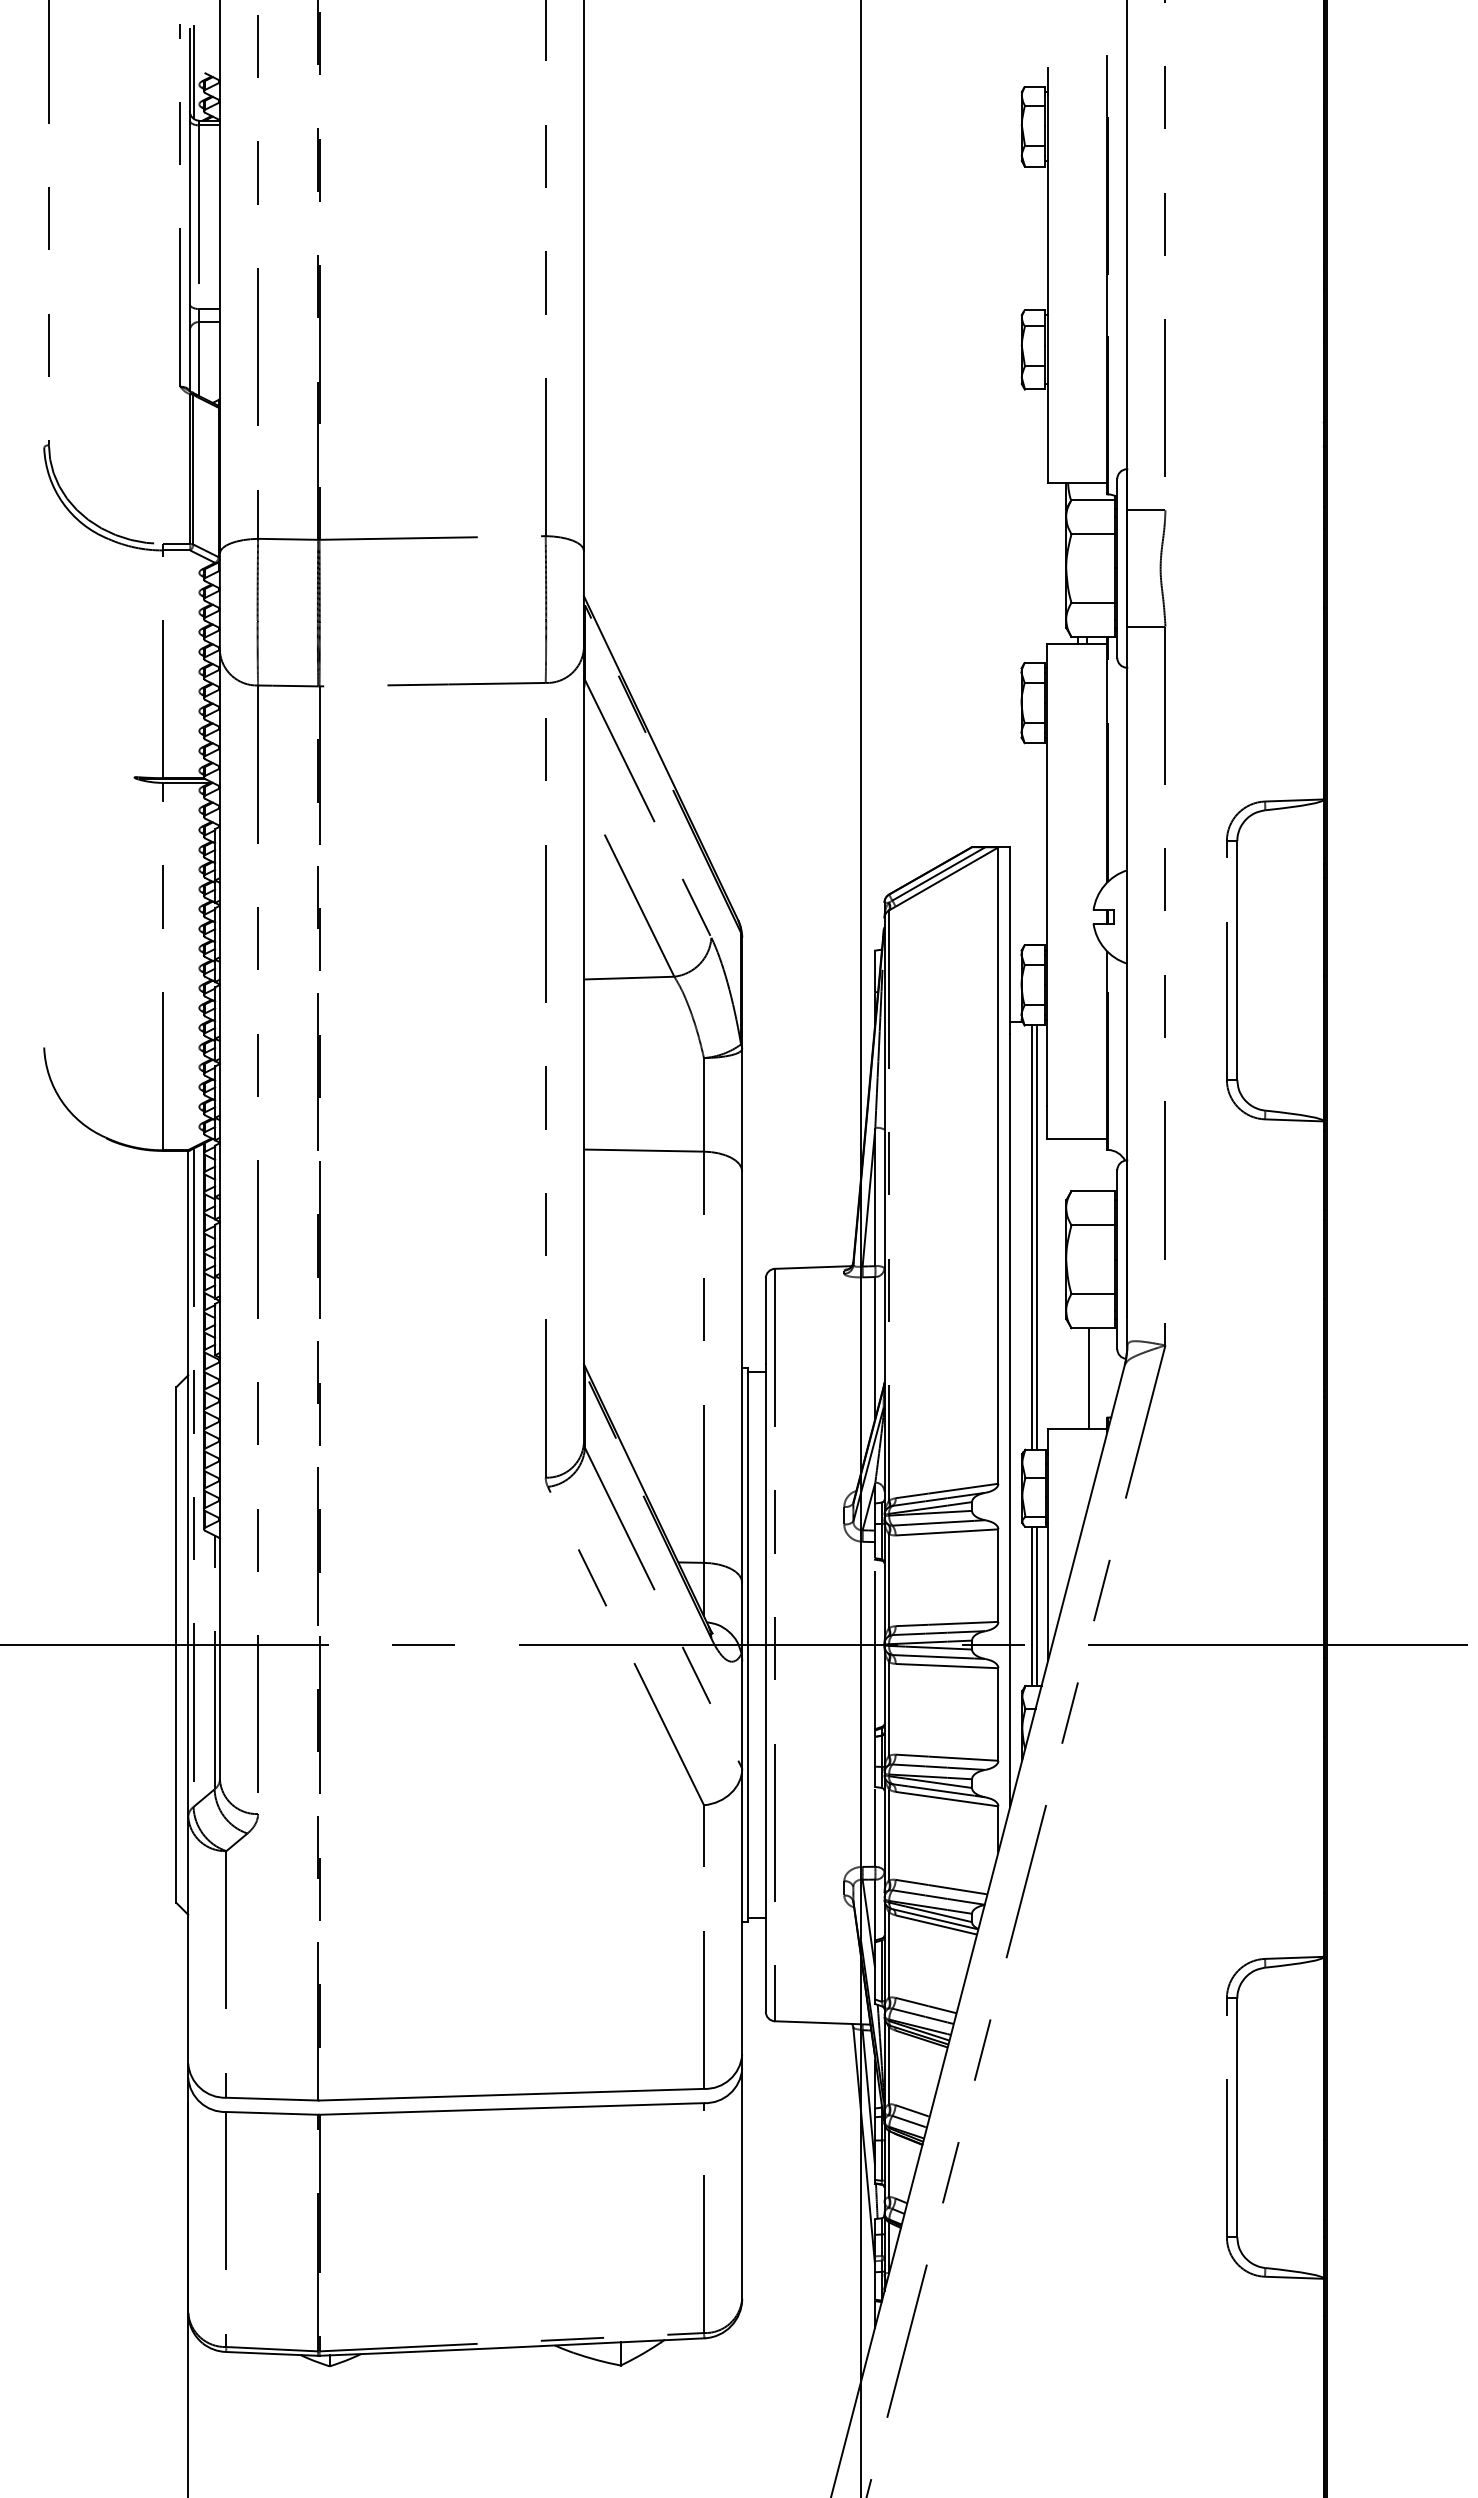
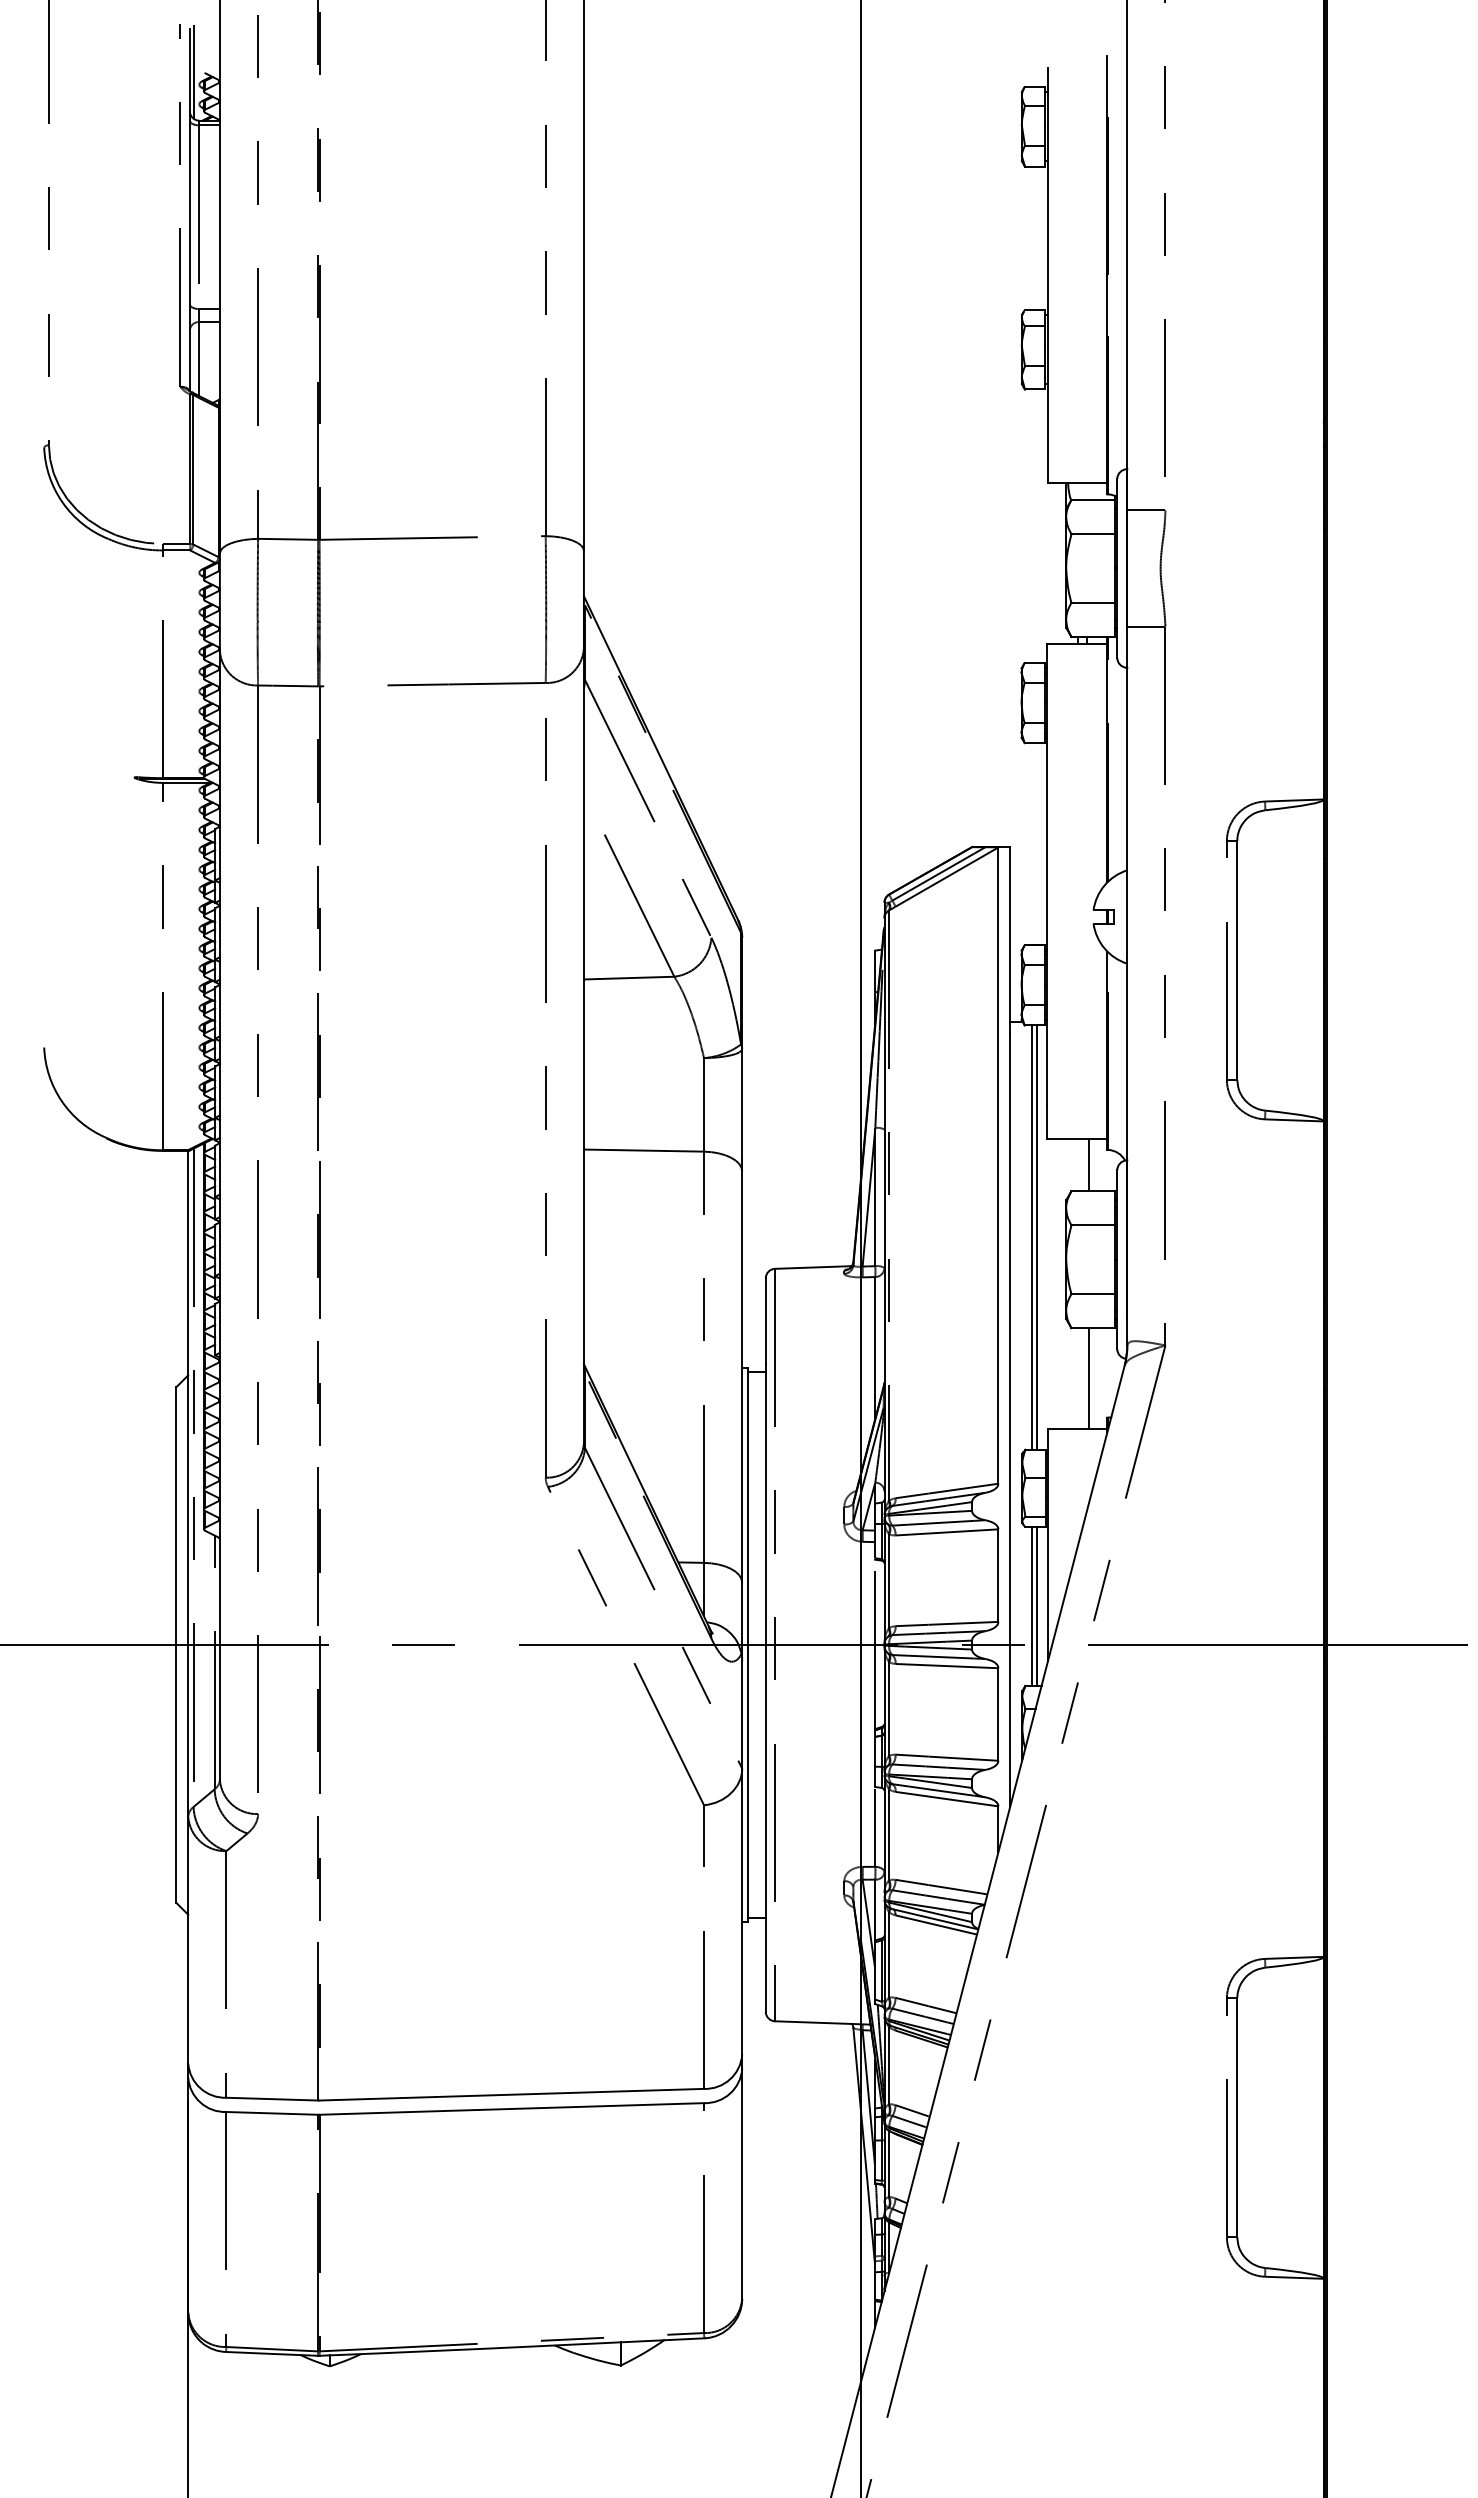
line: none -> present (1089, 1164)
